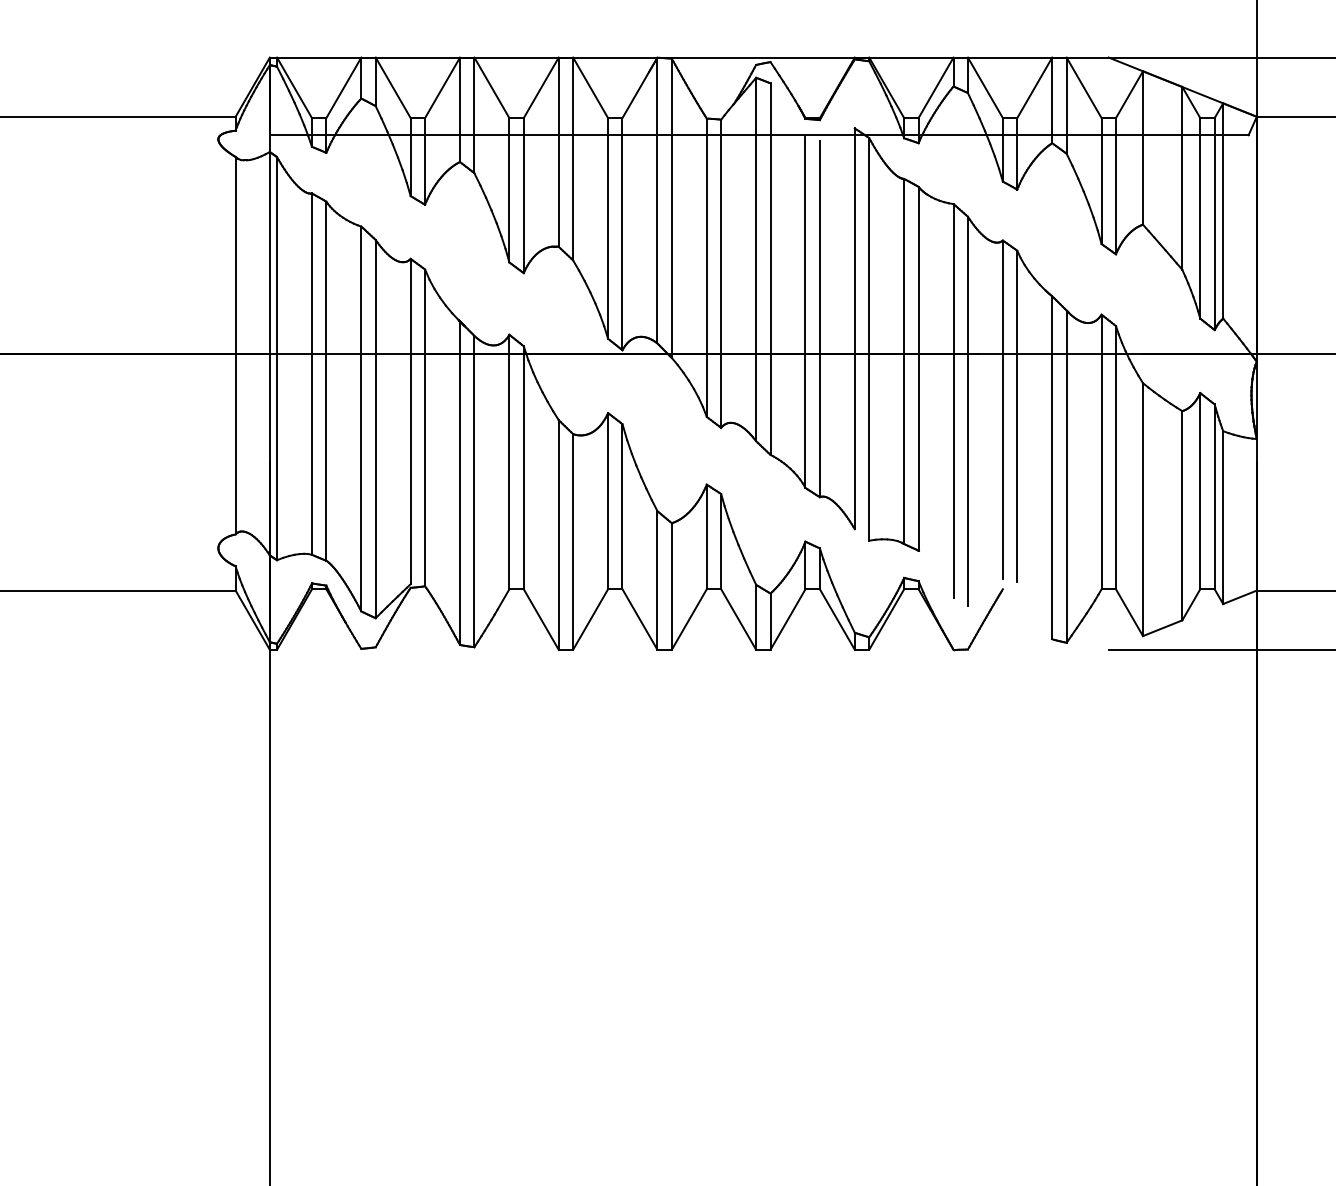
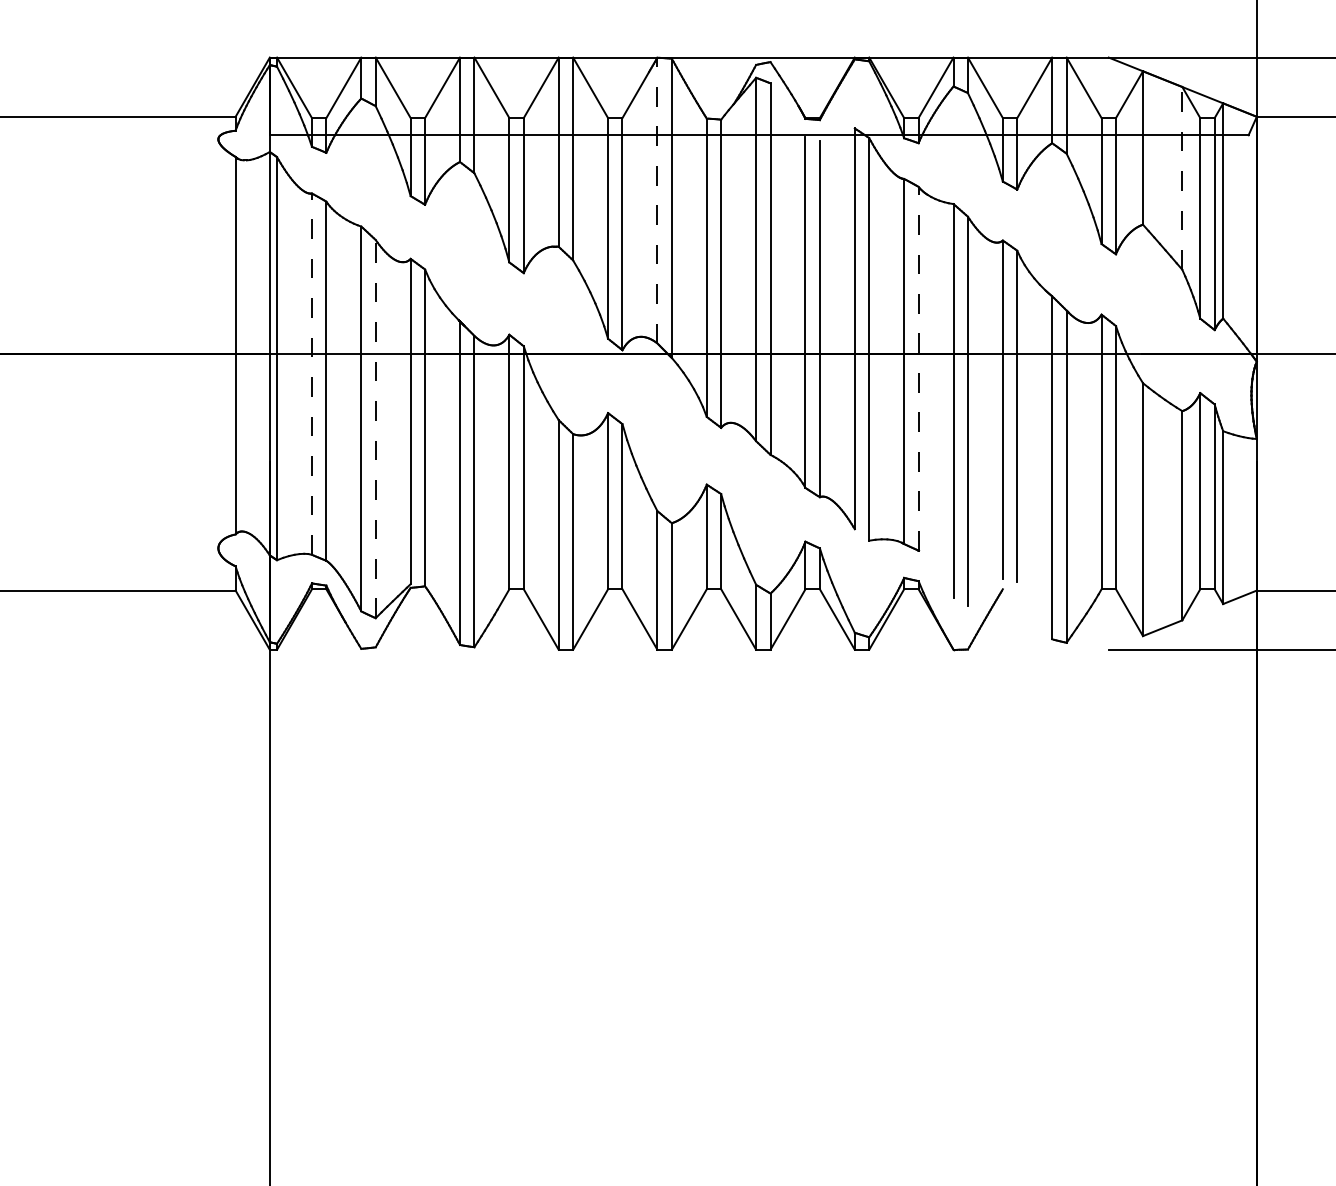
line: solid -> dashed (1182, 177)
line: solid -> dashed (657, 200)
line: solid -> dashed (918, 368)
line: solid -> dashed (311, 374)
line: solid -> dashed (375, 428)
